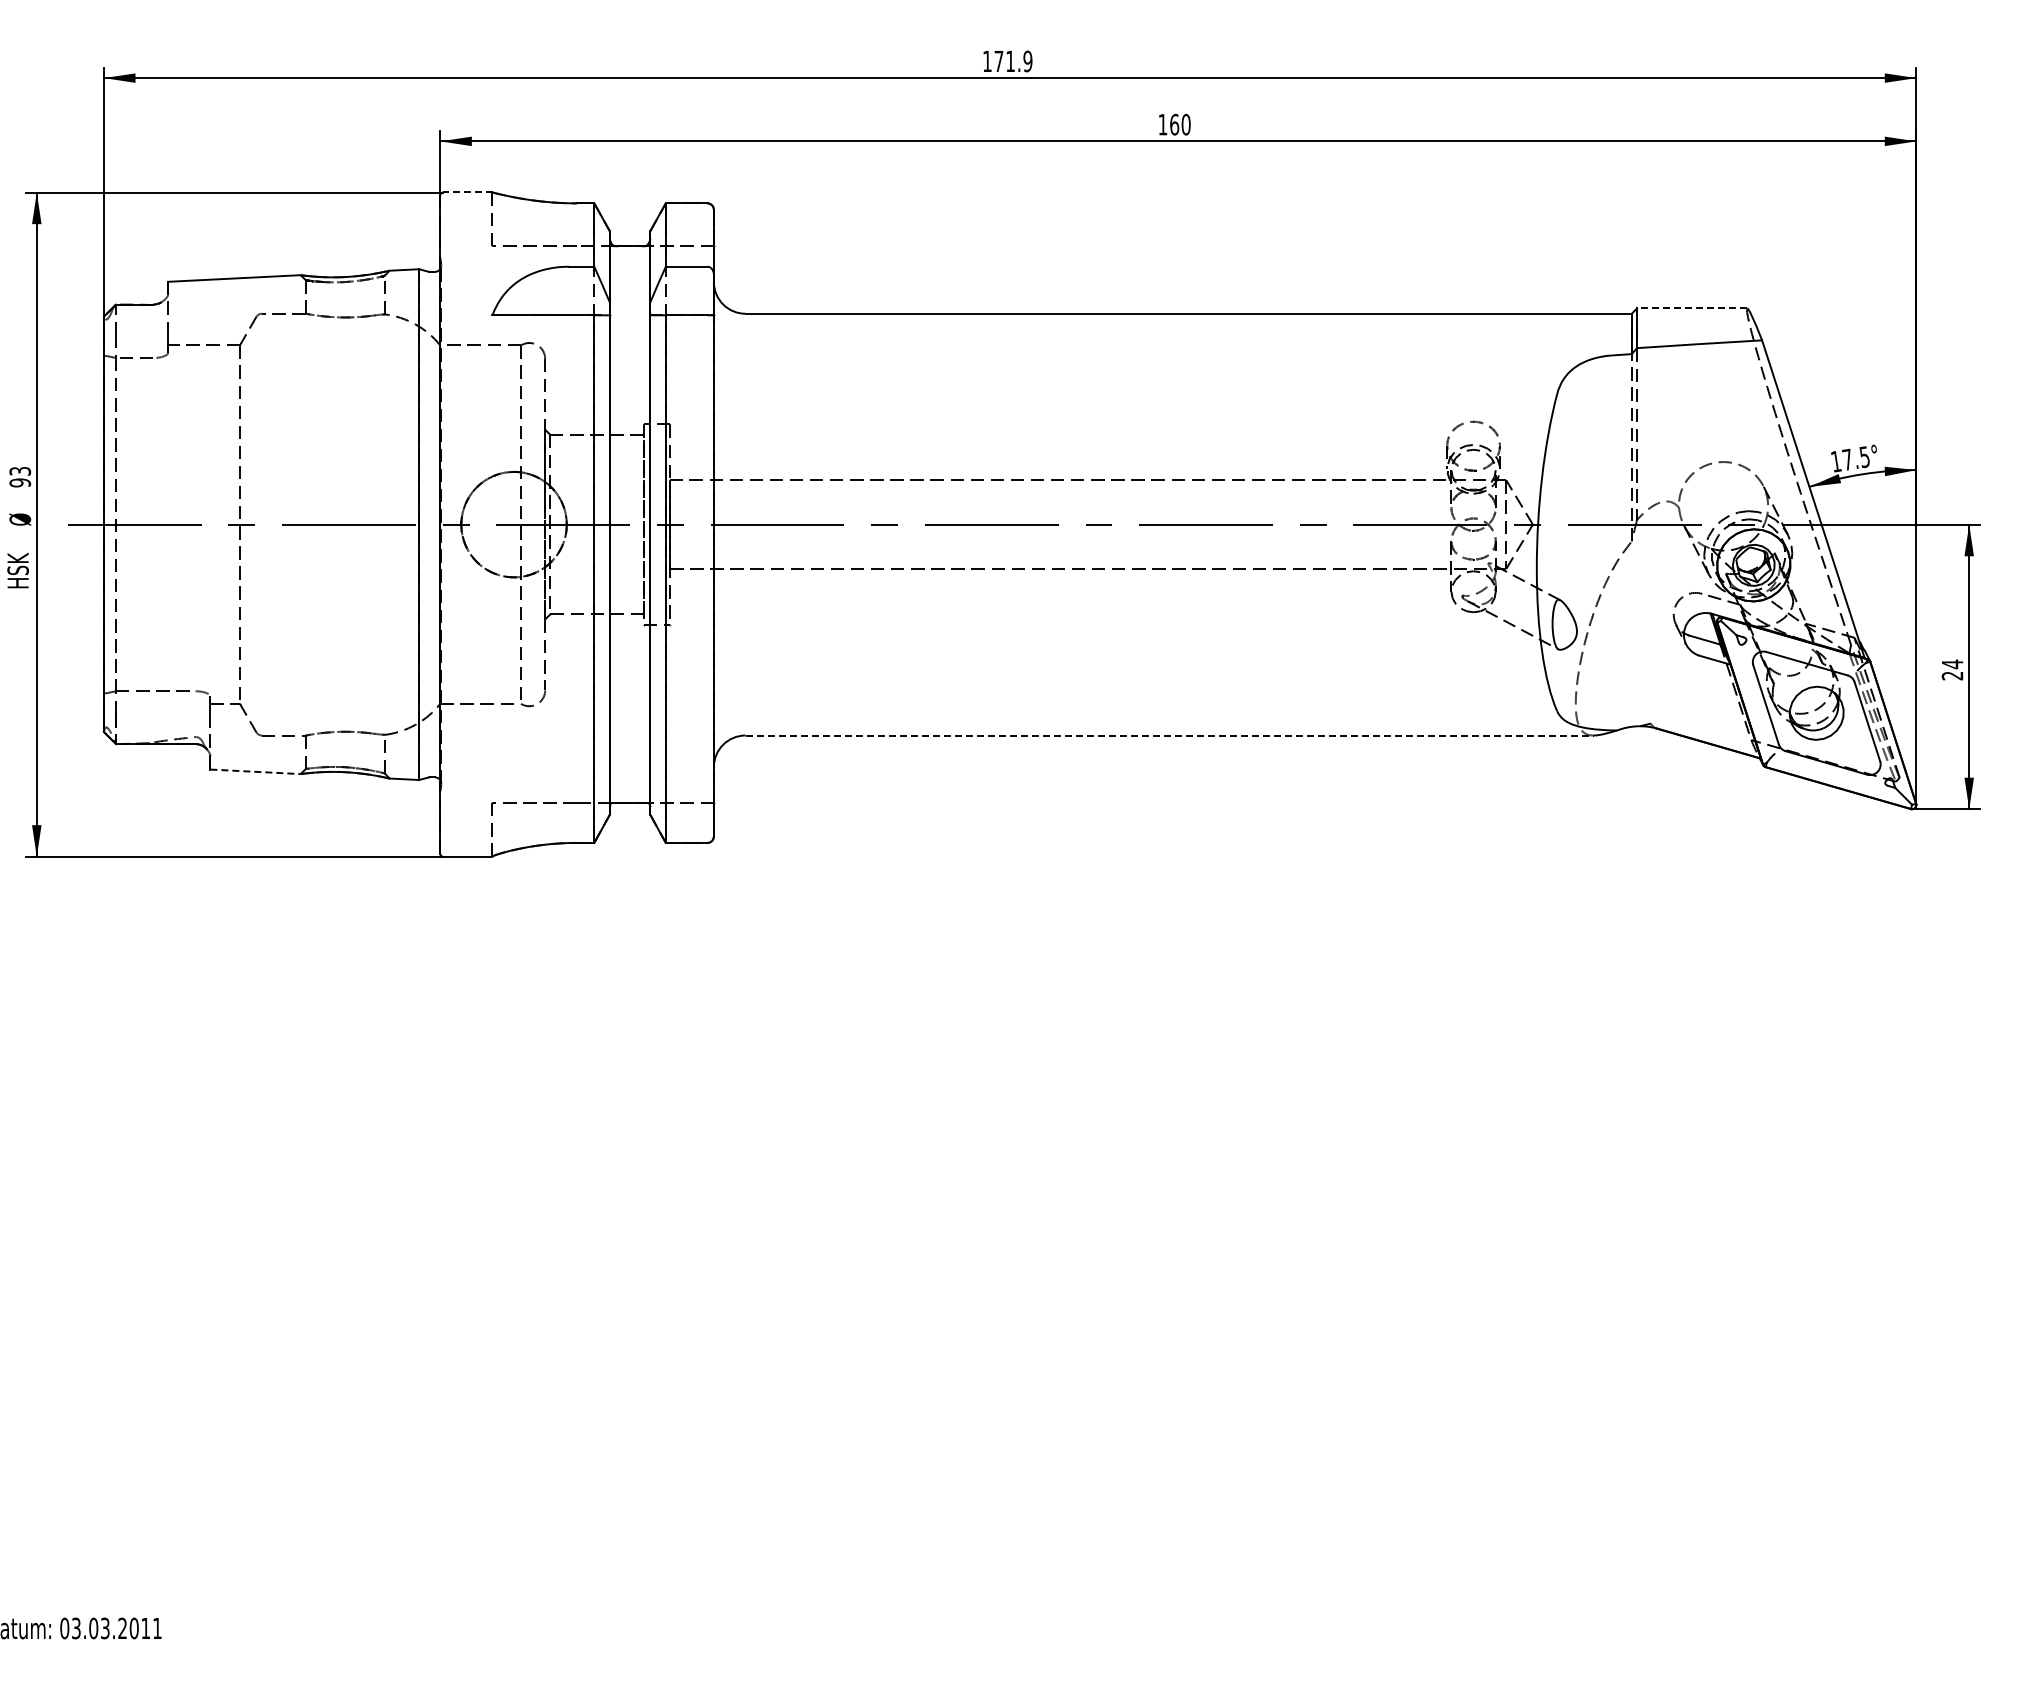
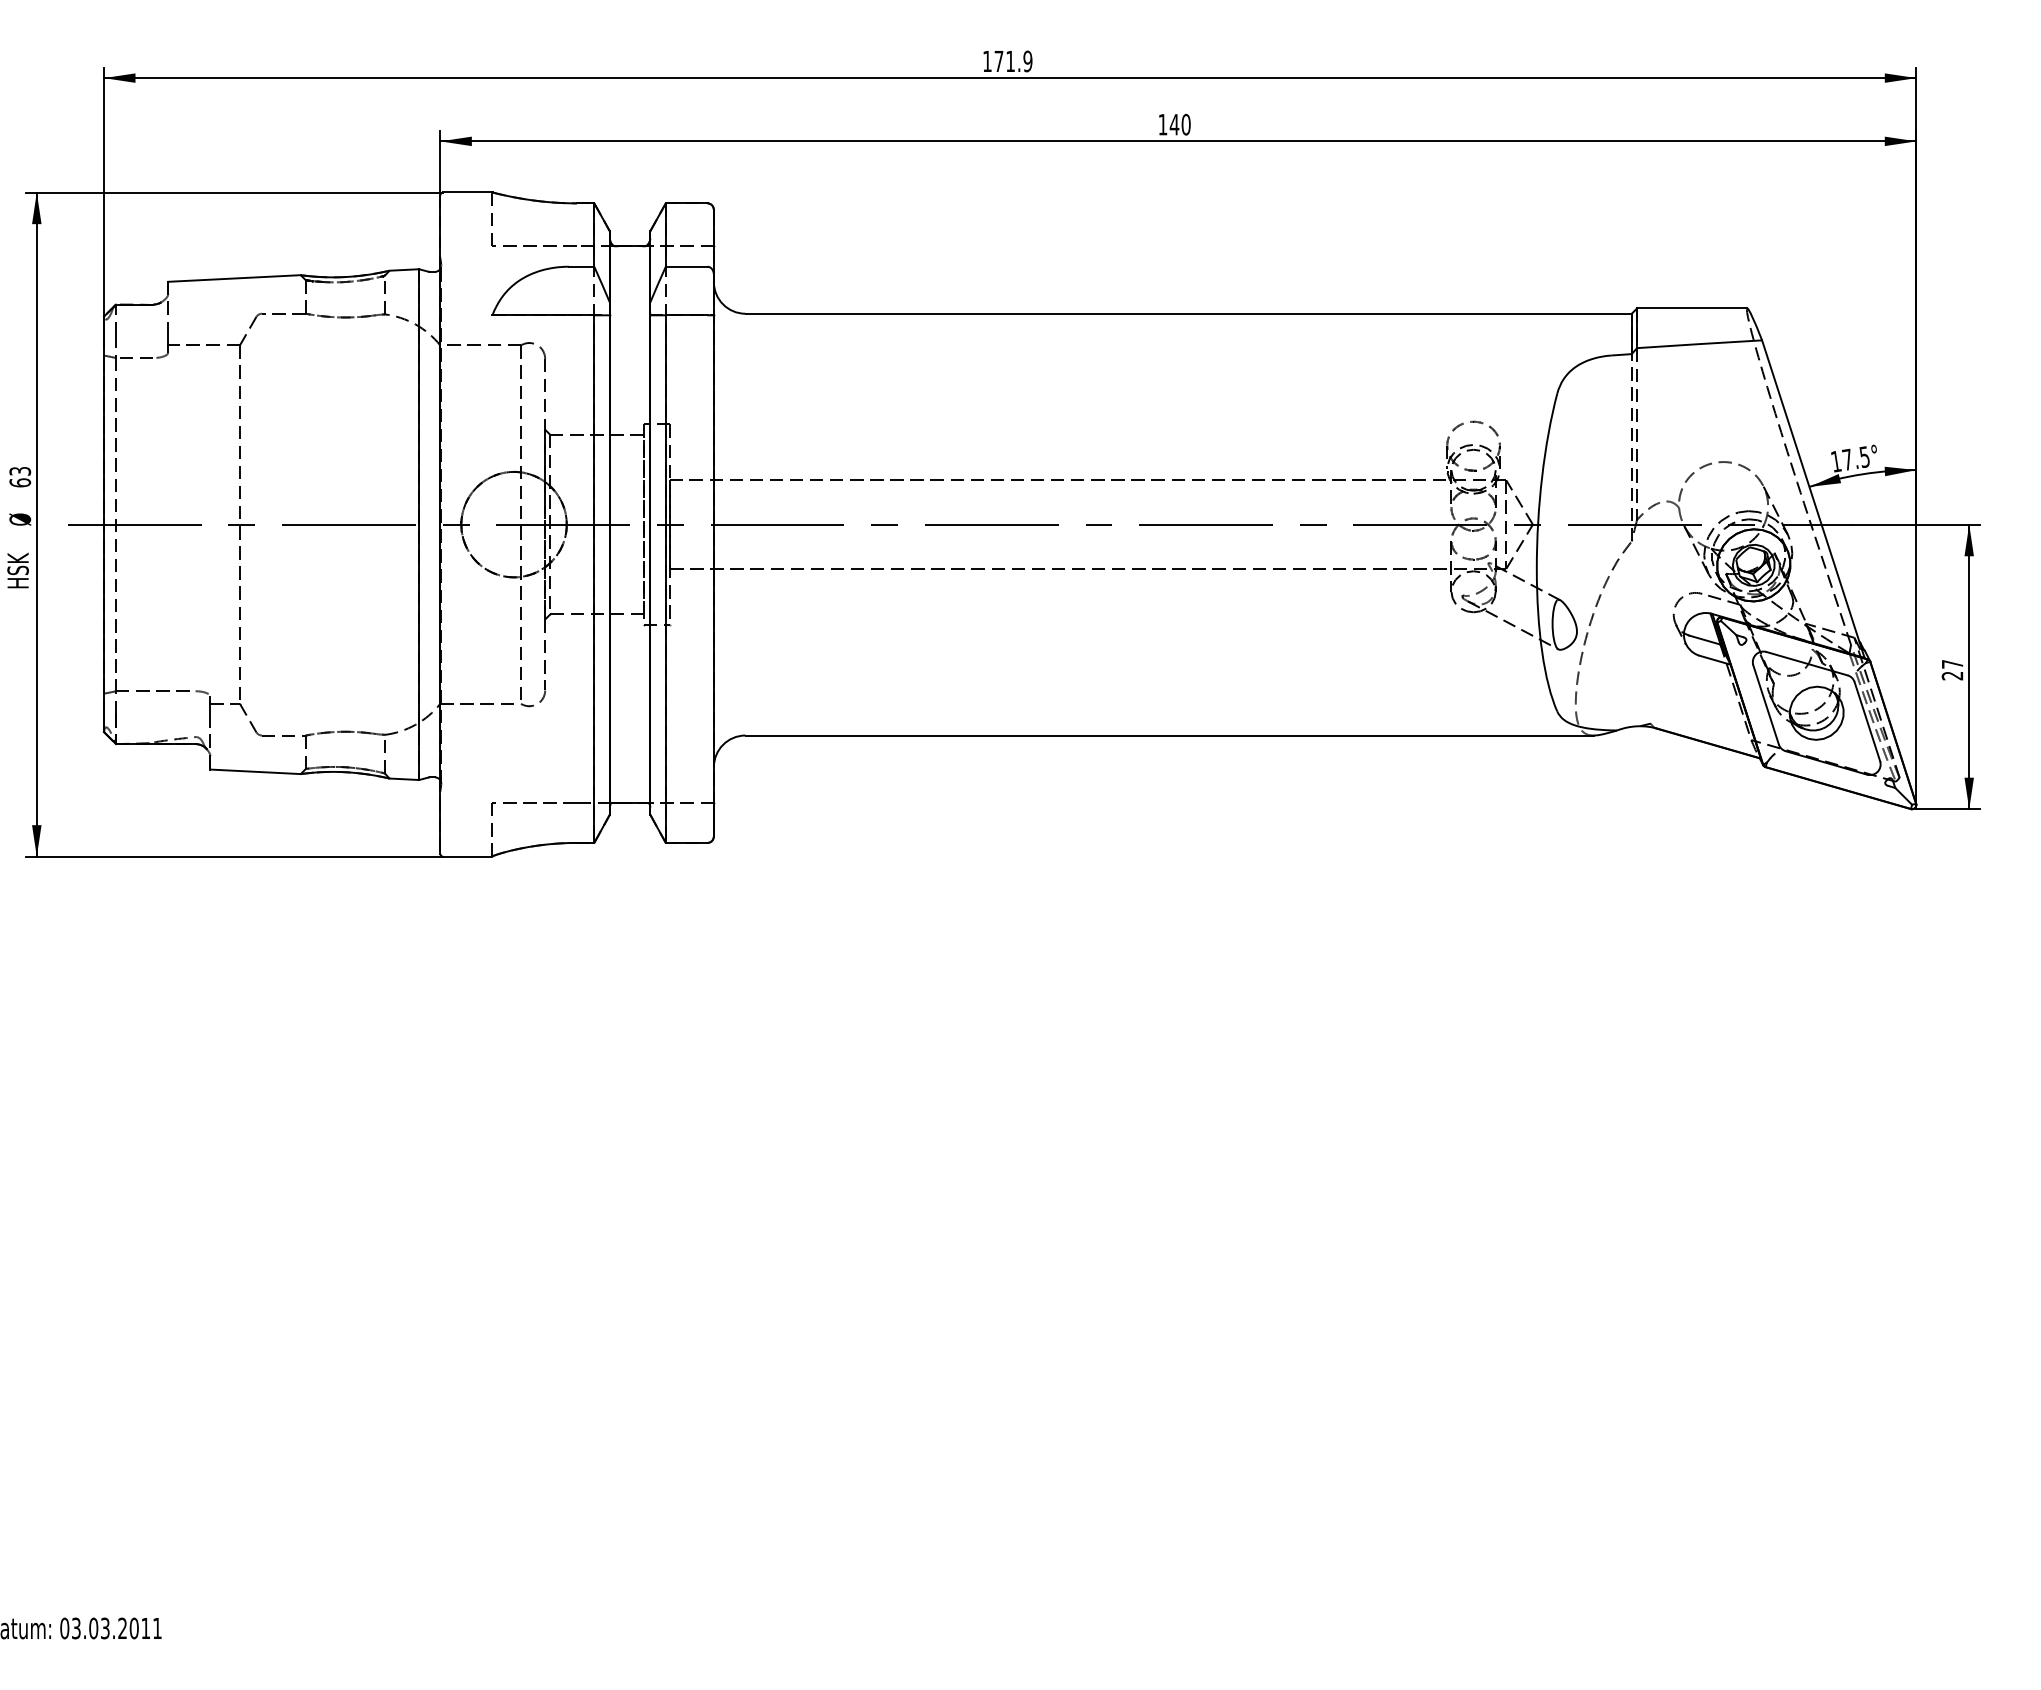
text: 160 -> 140 (1174, 124)
line: dashed -> solid (467, 192)
line: dashed -> solid (1691, 308)
text: 93 -> 63 (20, 482)
text: 24 -> 27 (1952, 664)
line: dashed -> solid (1170, 735)
line: dashed -> solid (256, 771)
